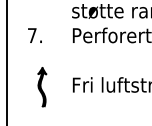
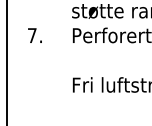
part: present -> none (42, 87)
